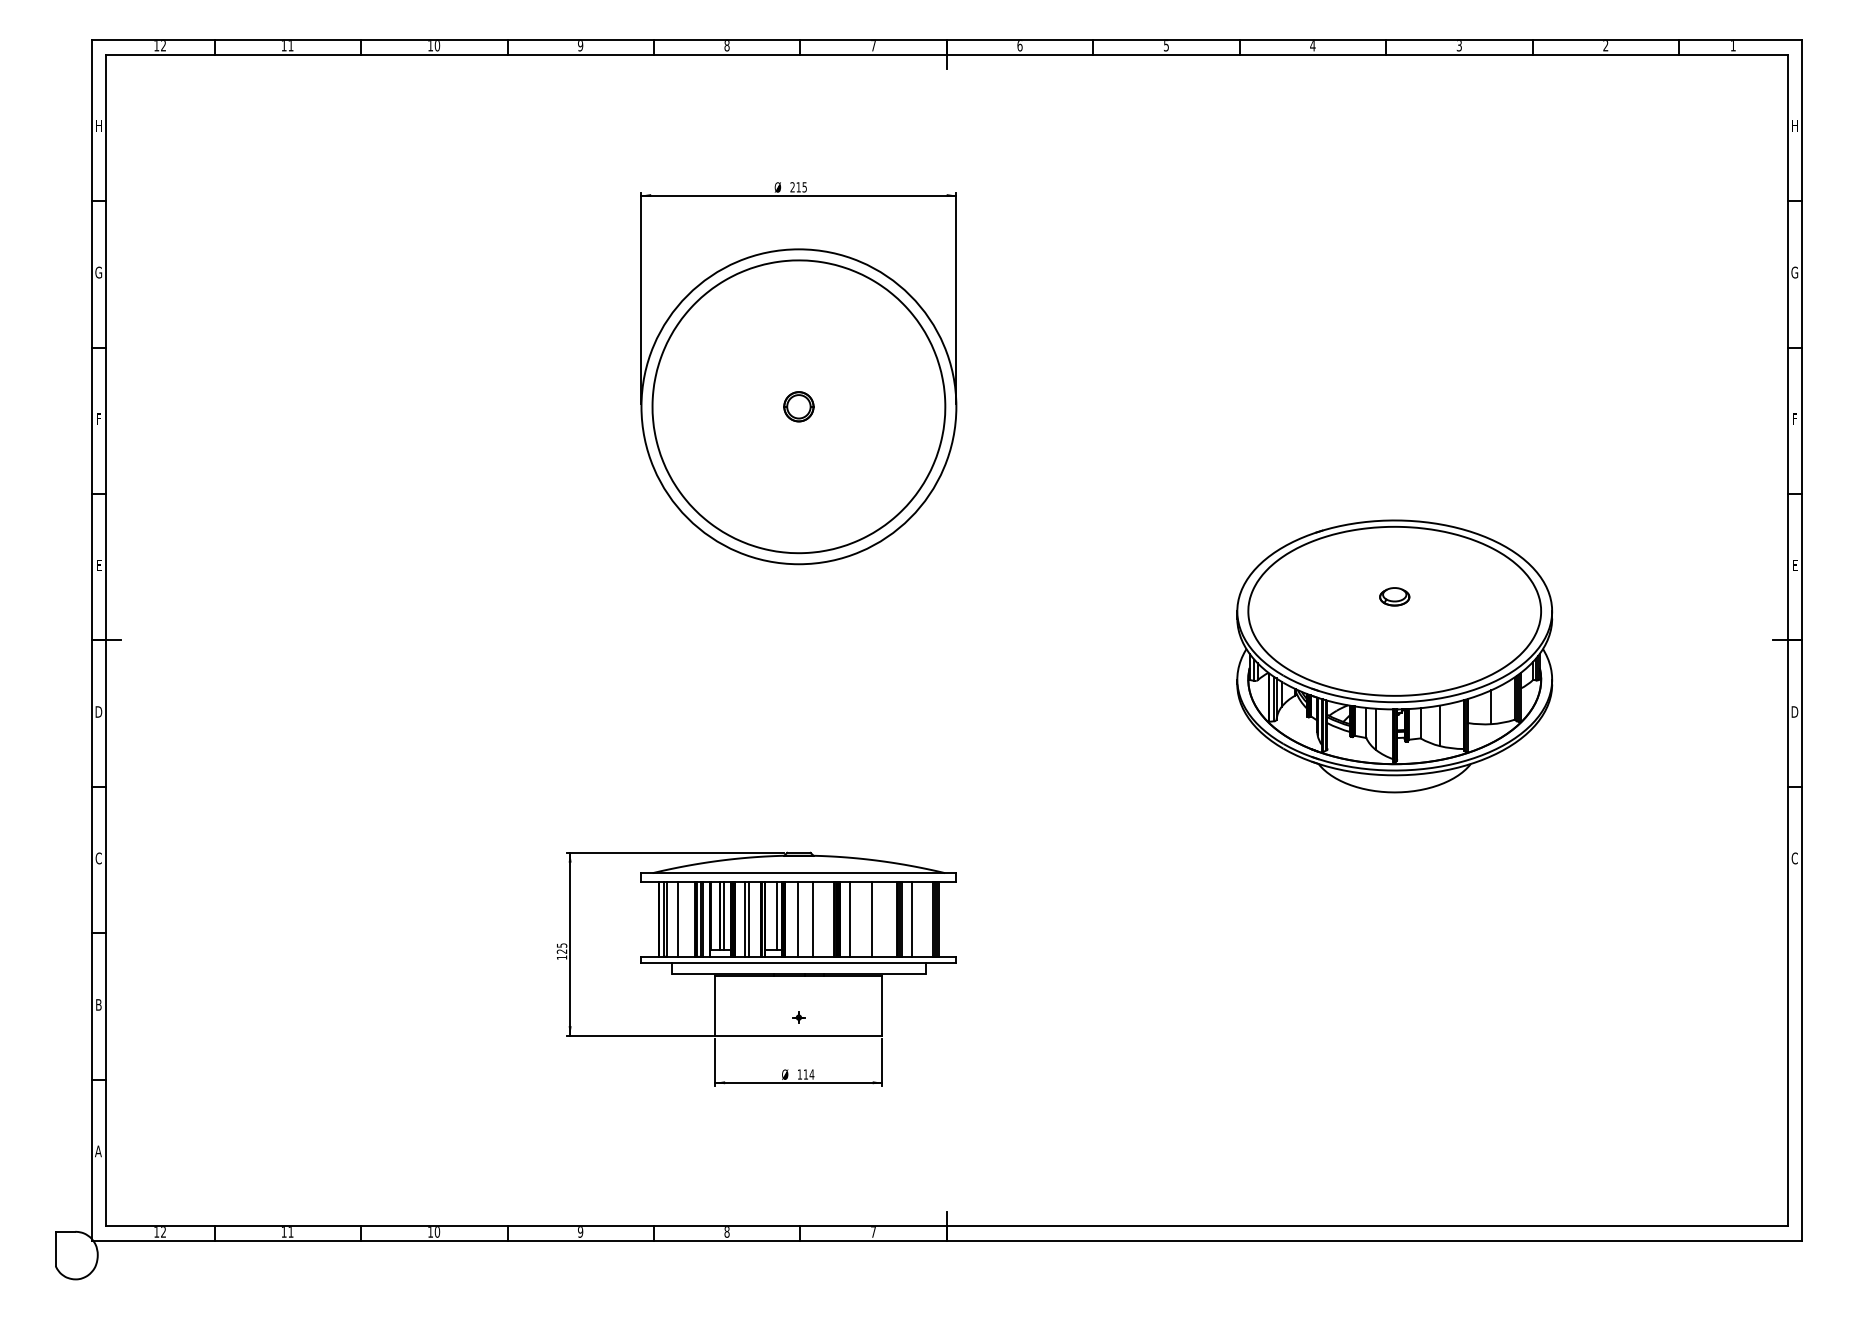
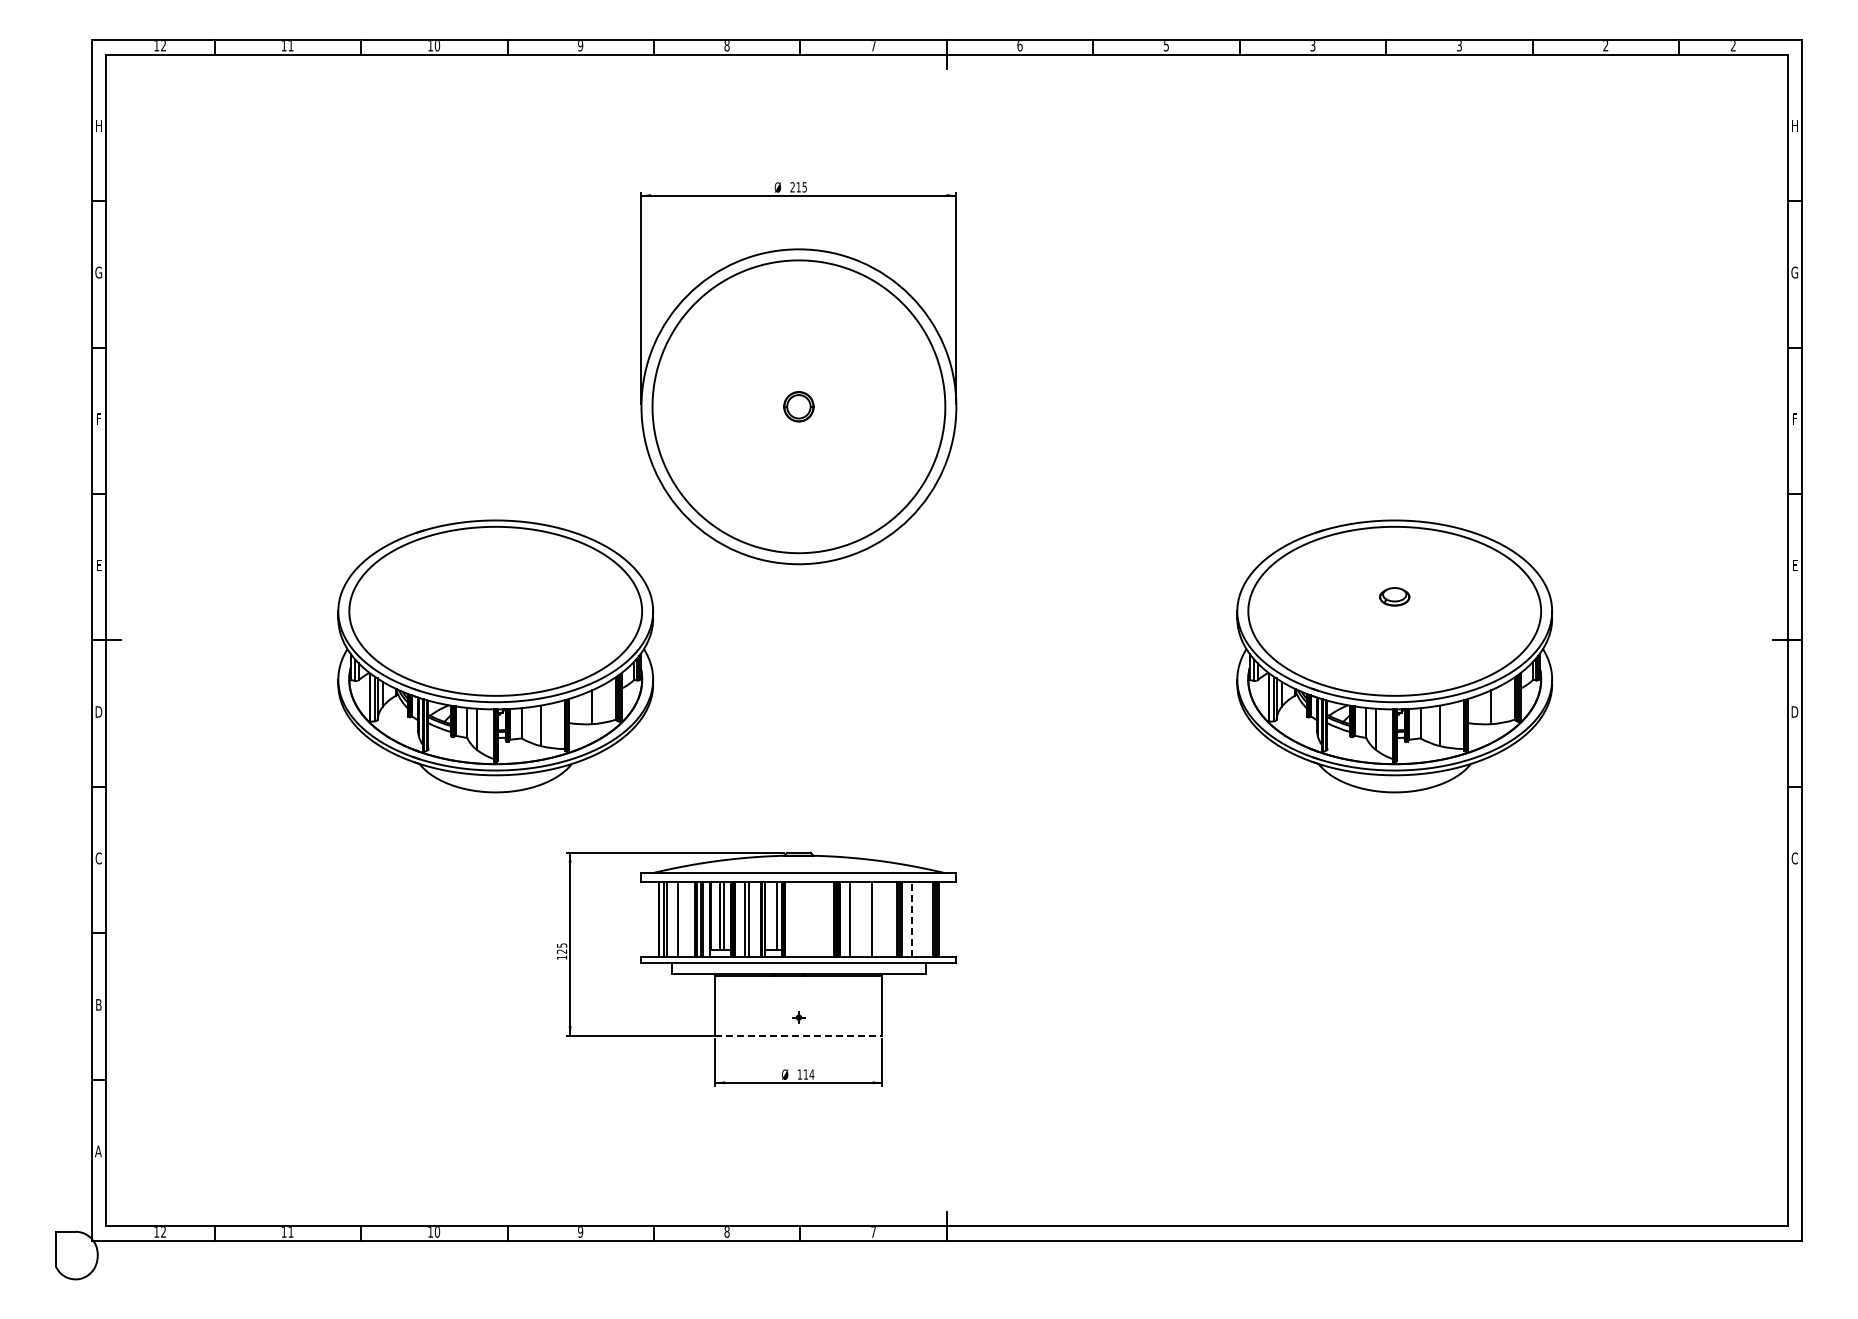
text: 4 -> 3 (1312, 46)
text: 1 -> 2 (1732, 46)
part: none -> present (495, 656)
line: solid -> dashed (912, 918)
line: present -> none (797, 919)
line: present -> none (812, 919)
line: solid -> dashed (799, 1035)
